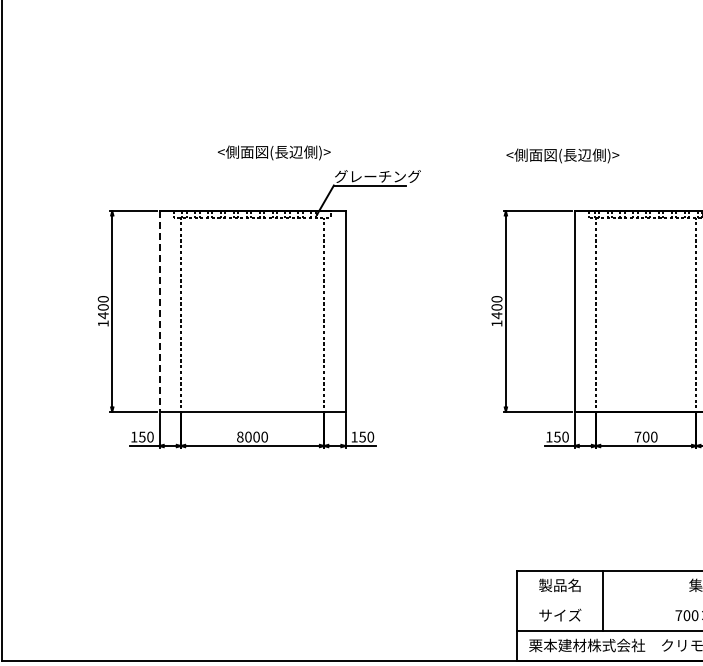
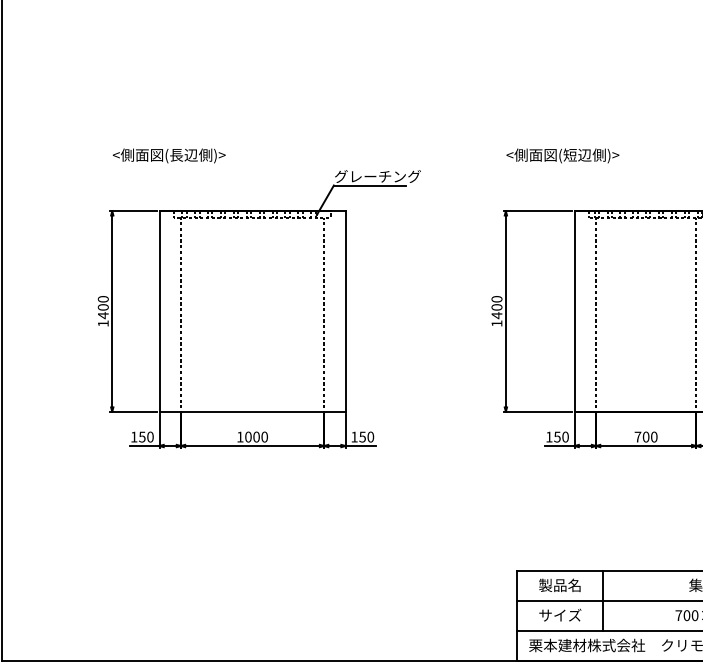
text position: (273, 152) -> (168, 155) (168, 155)
text: <側面図(長辺側)> -> <側面図(短辺側)> (569, 154)
line: dashed -> solid (159, 311)
text: 8000 -> 1000 (240, 436)
line: none -> present (608, 600)
